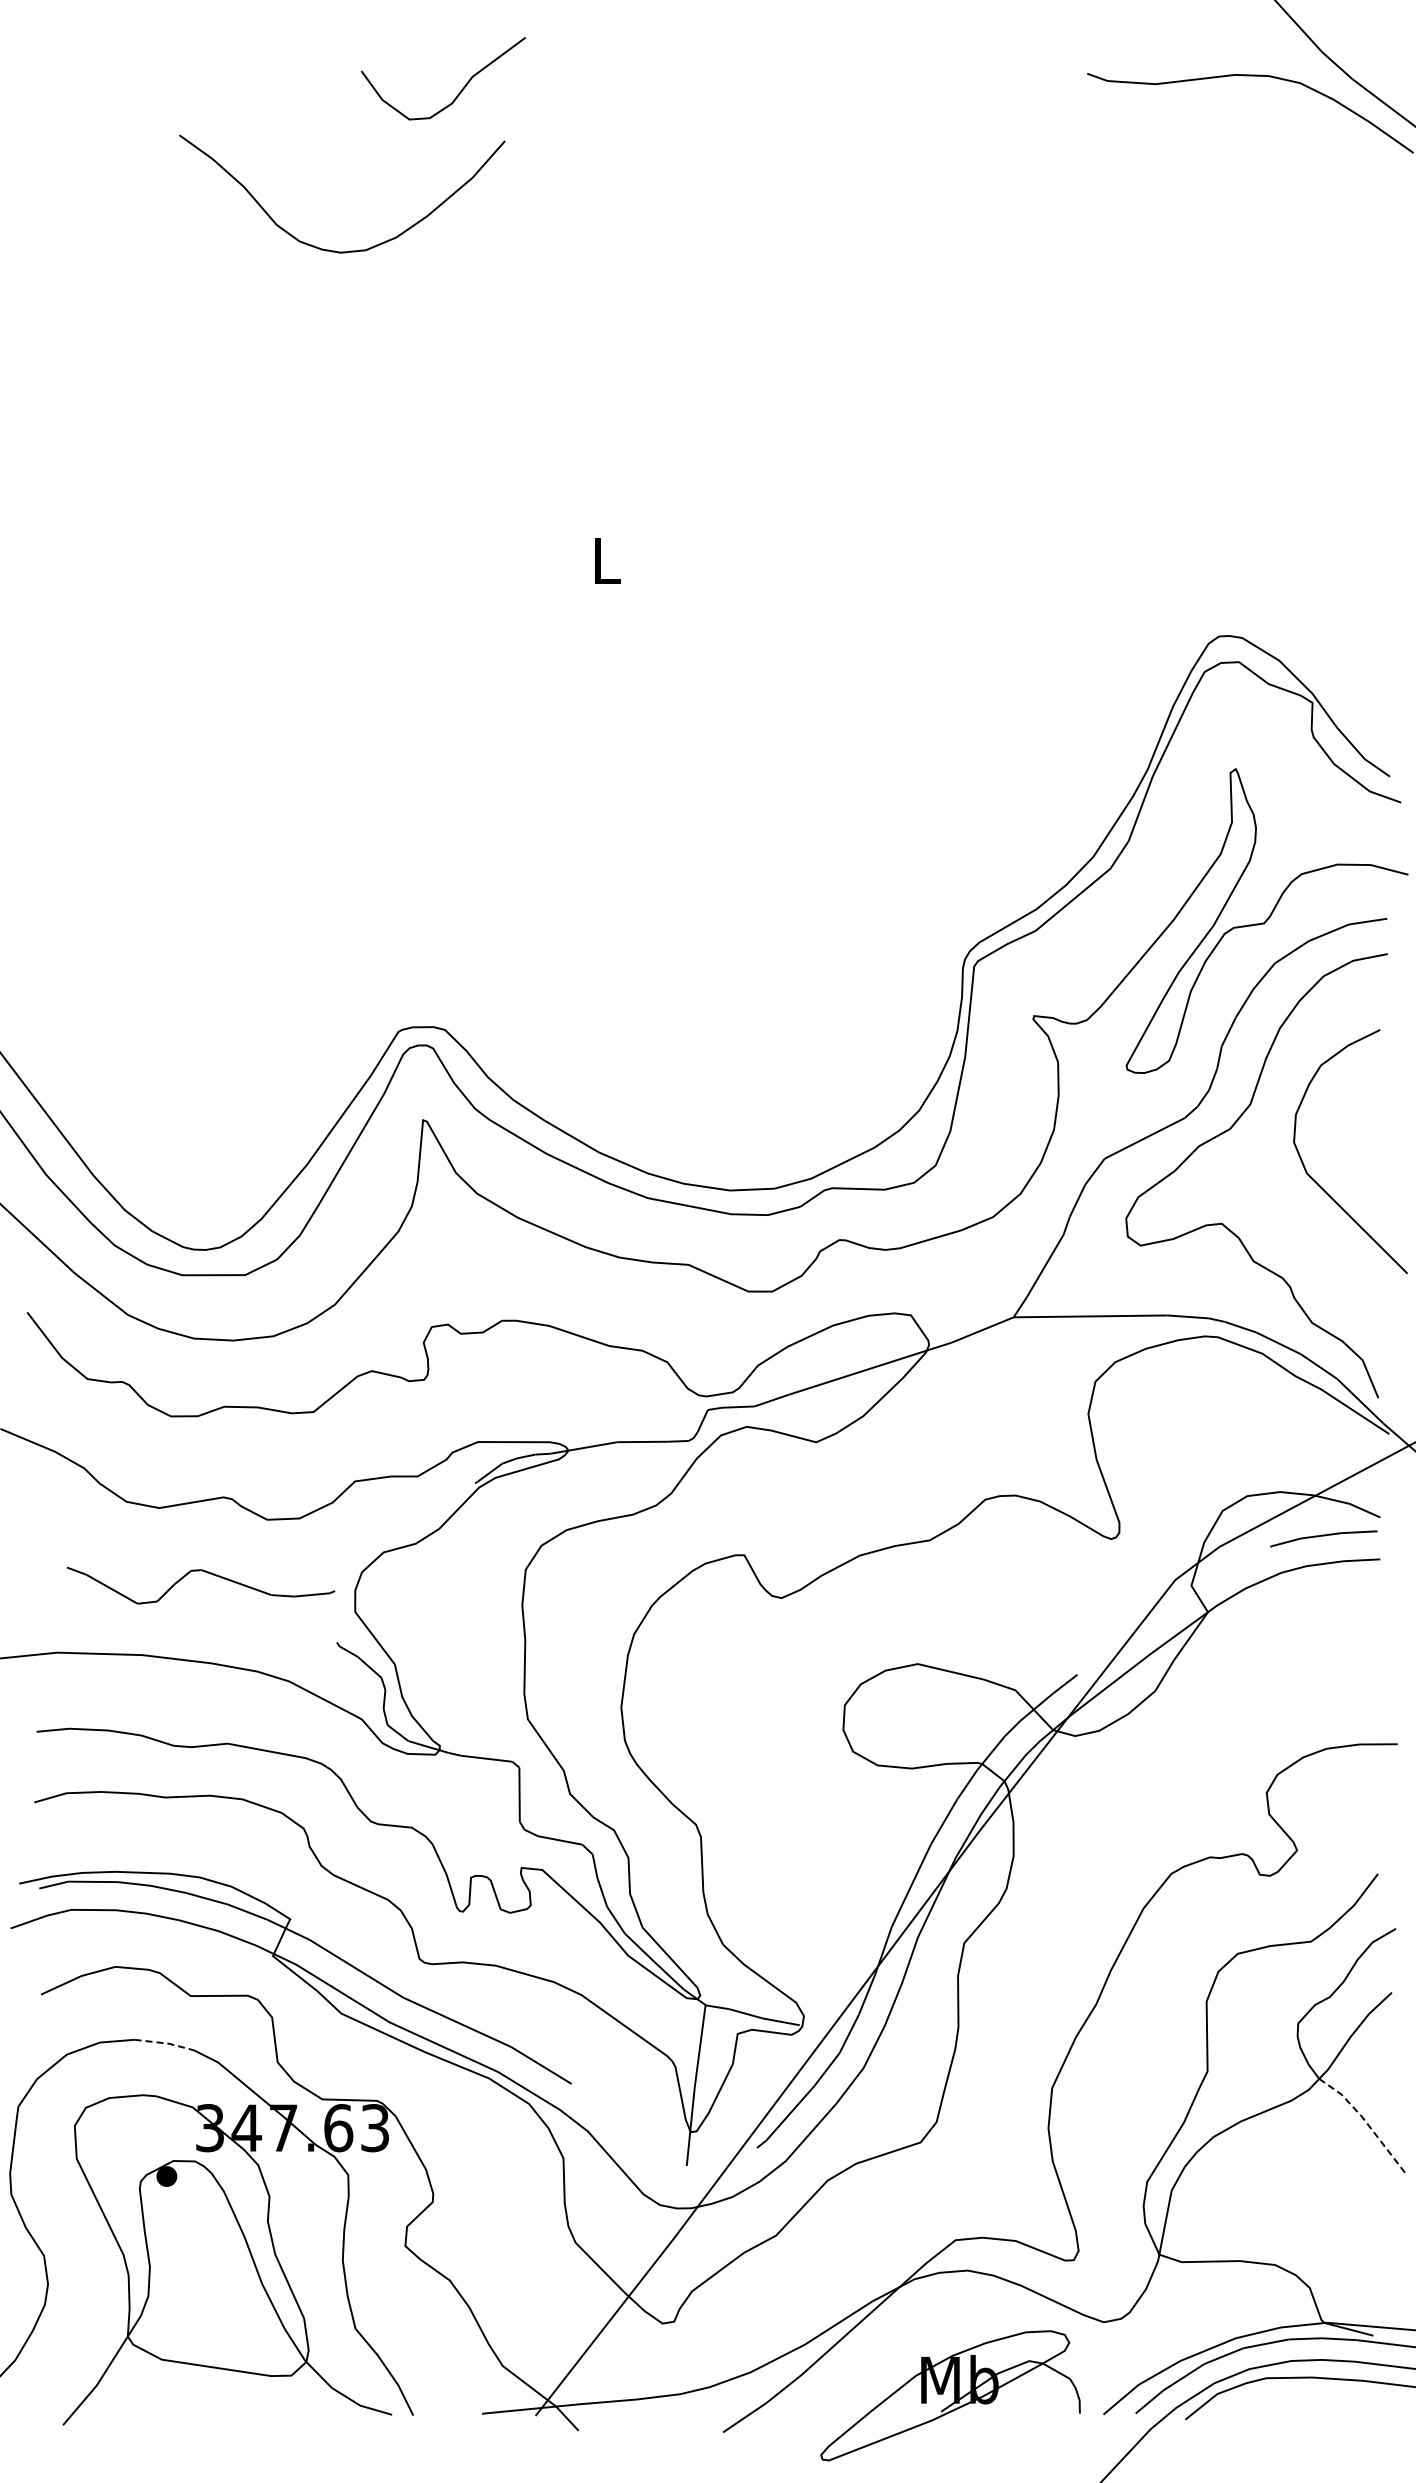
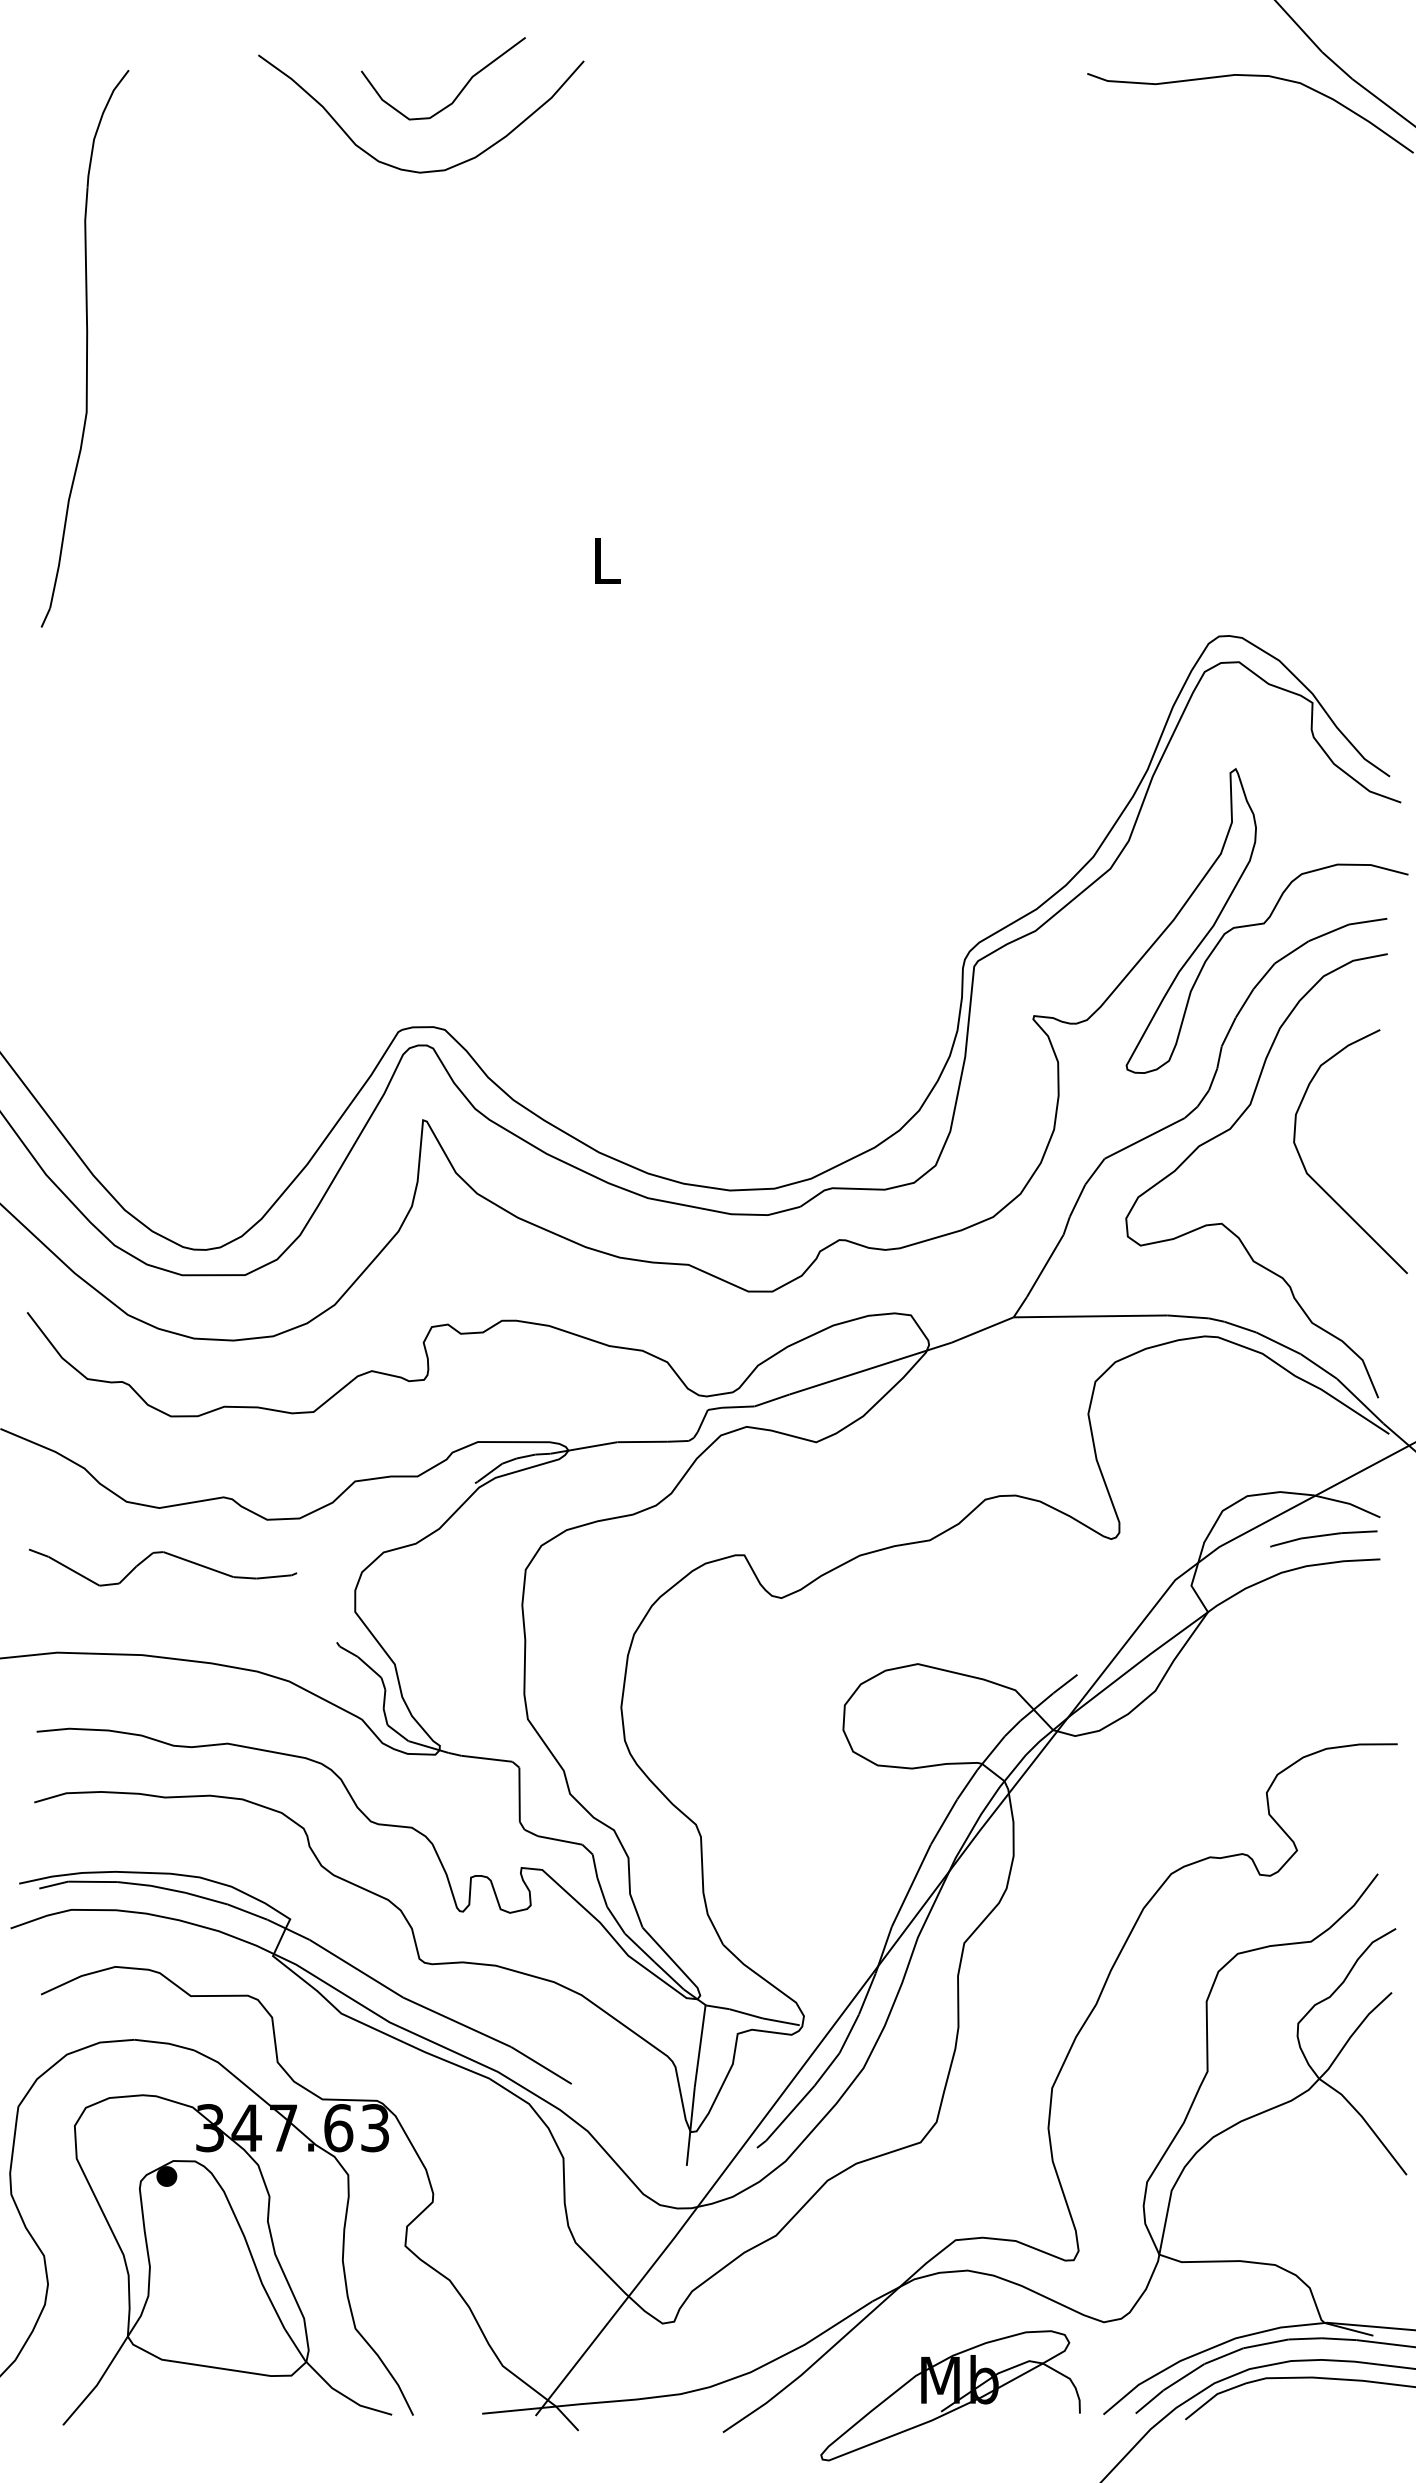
curve position: (335, 250) -> (414, 170) (414, 170)
part: none -> present (84, 348)
curve position: (204, 1572) -> (166, 1554) (166, 1554)
line: dashed -> solid (166, 2043)
line: dashed -> solid (1366, 2122)
